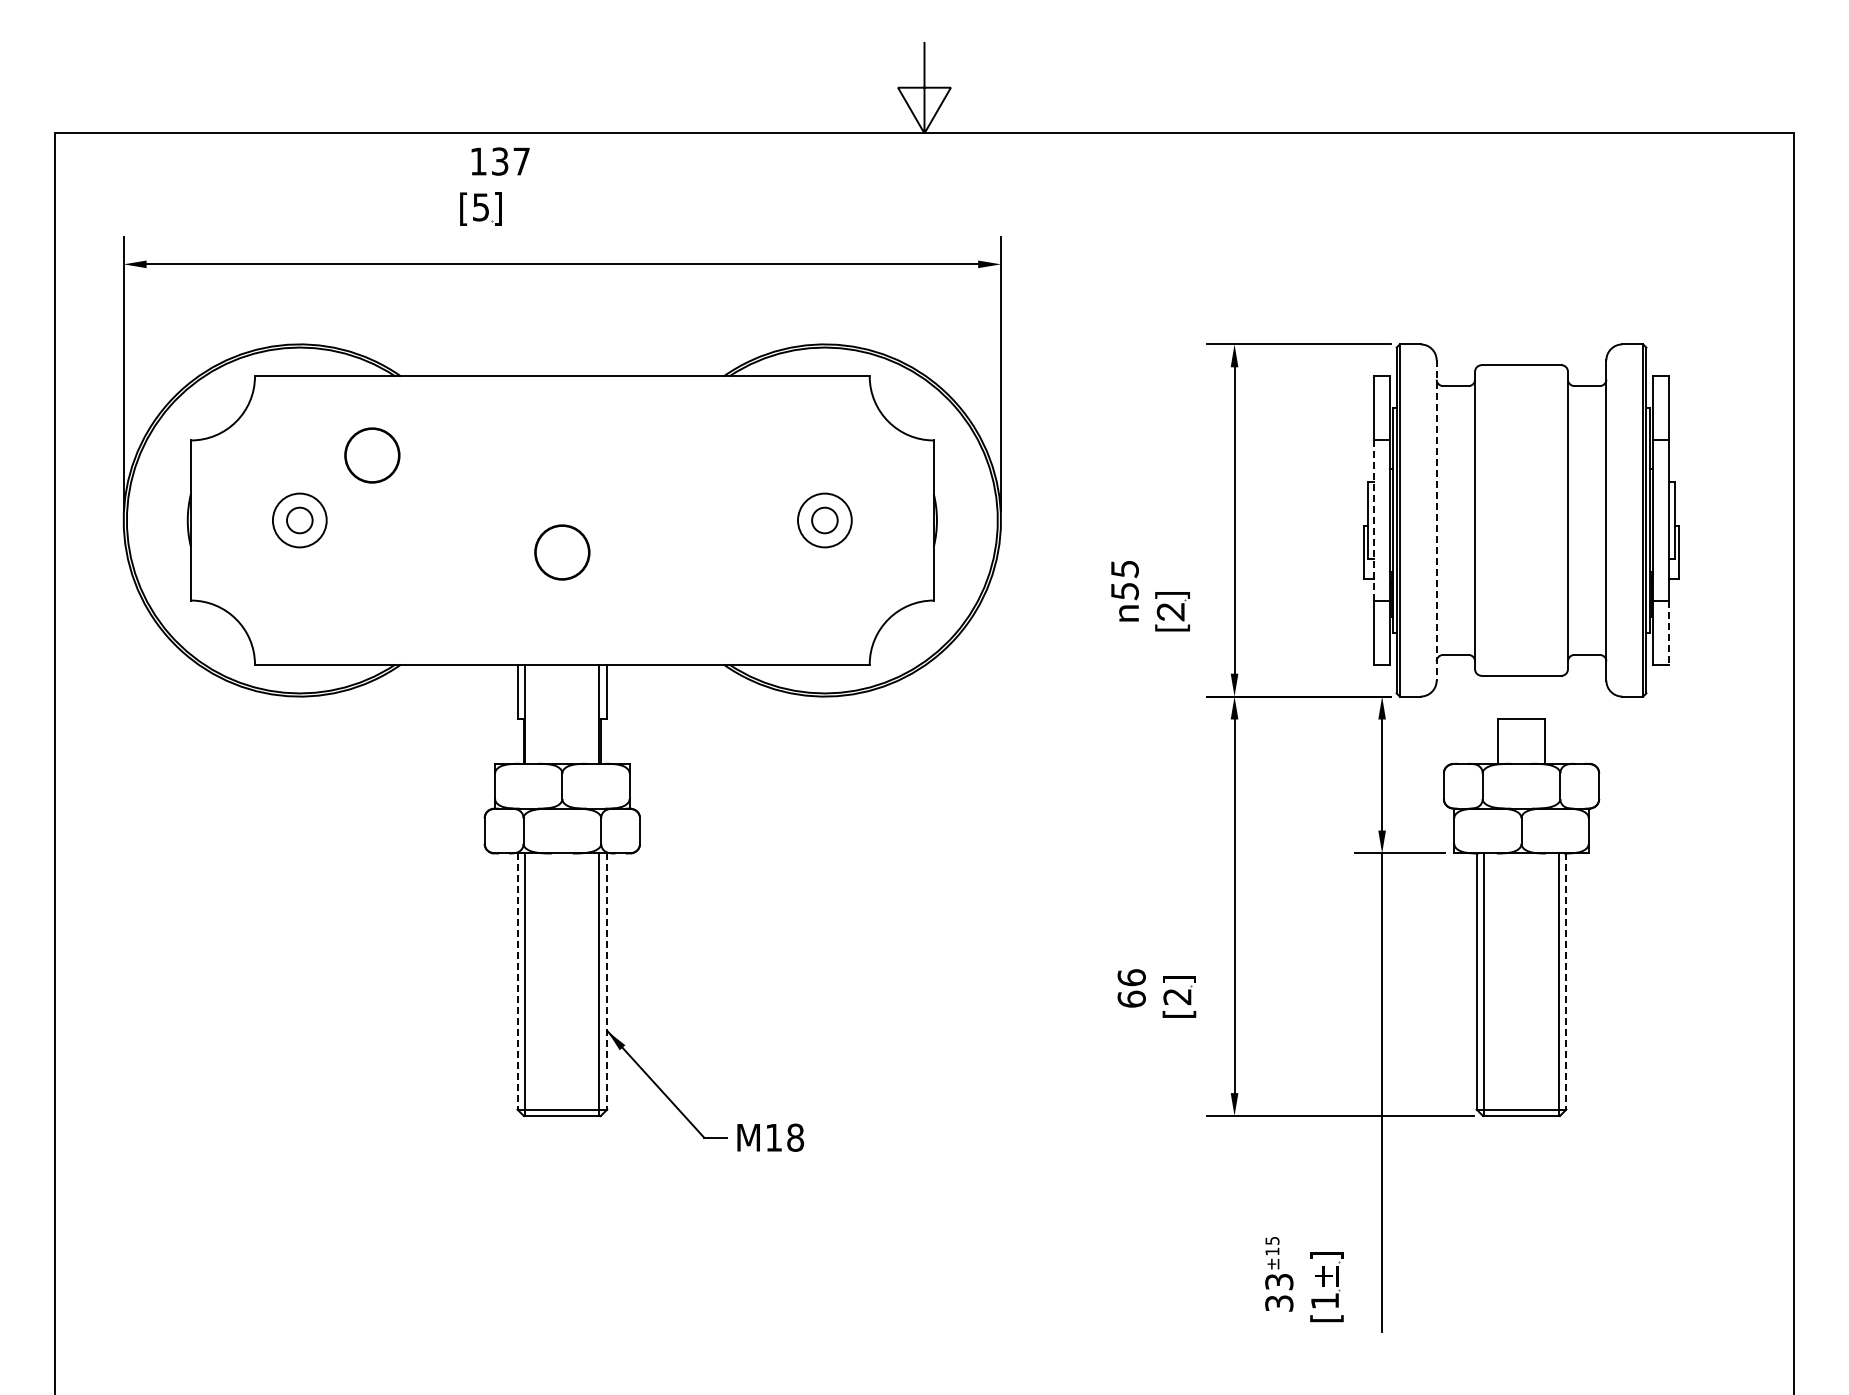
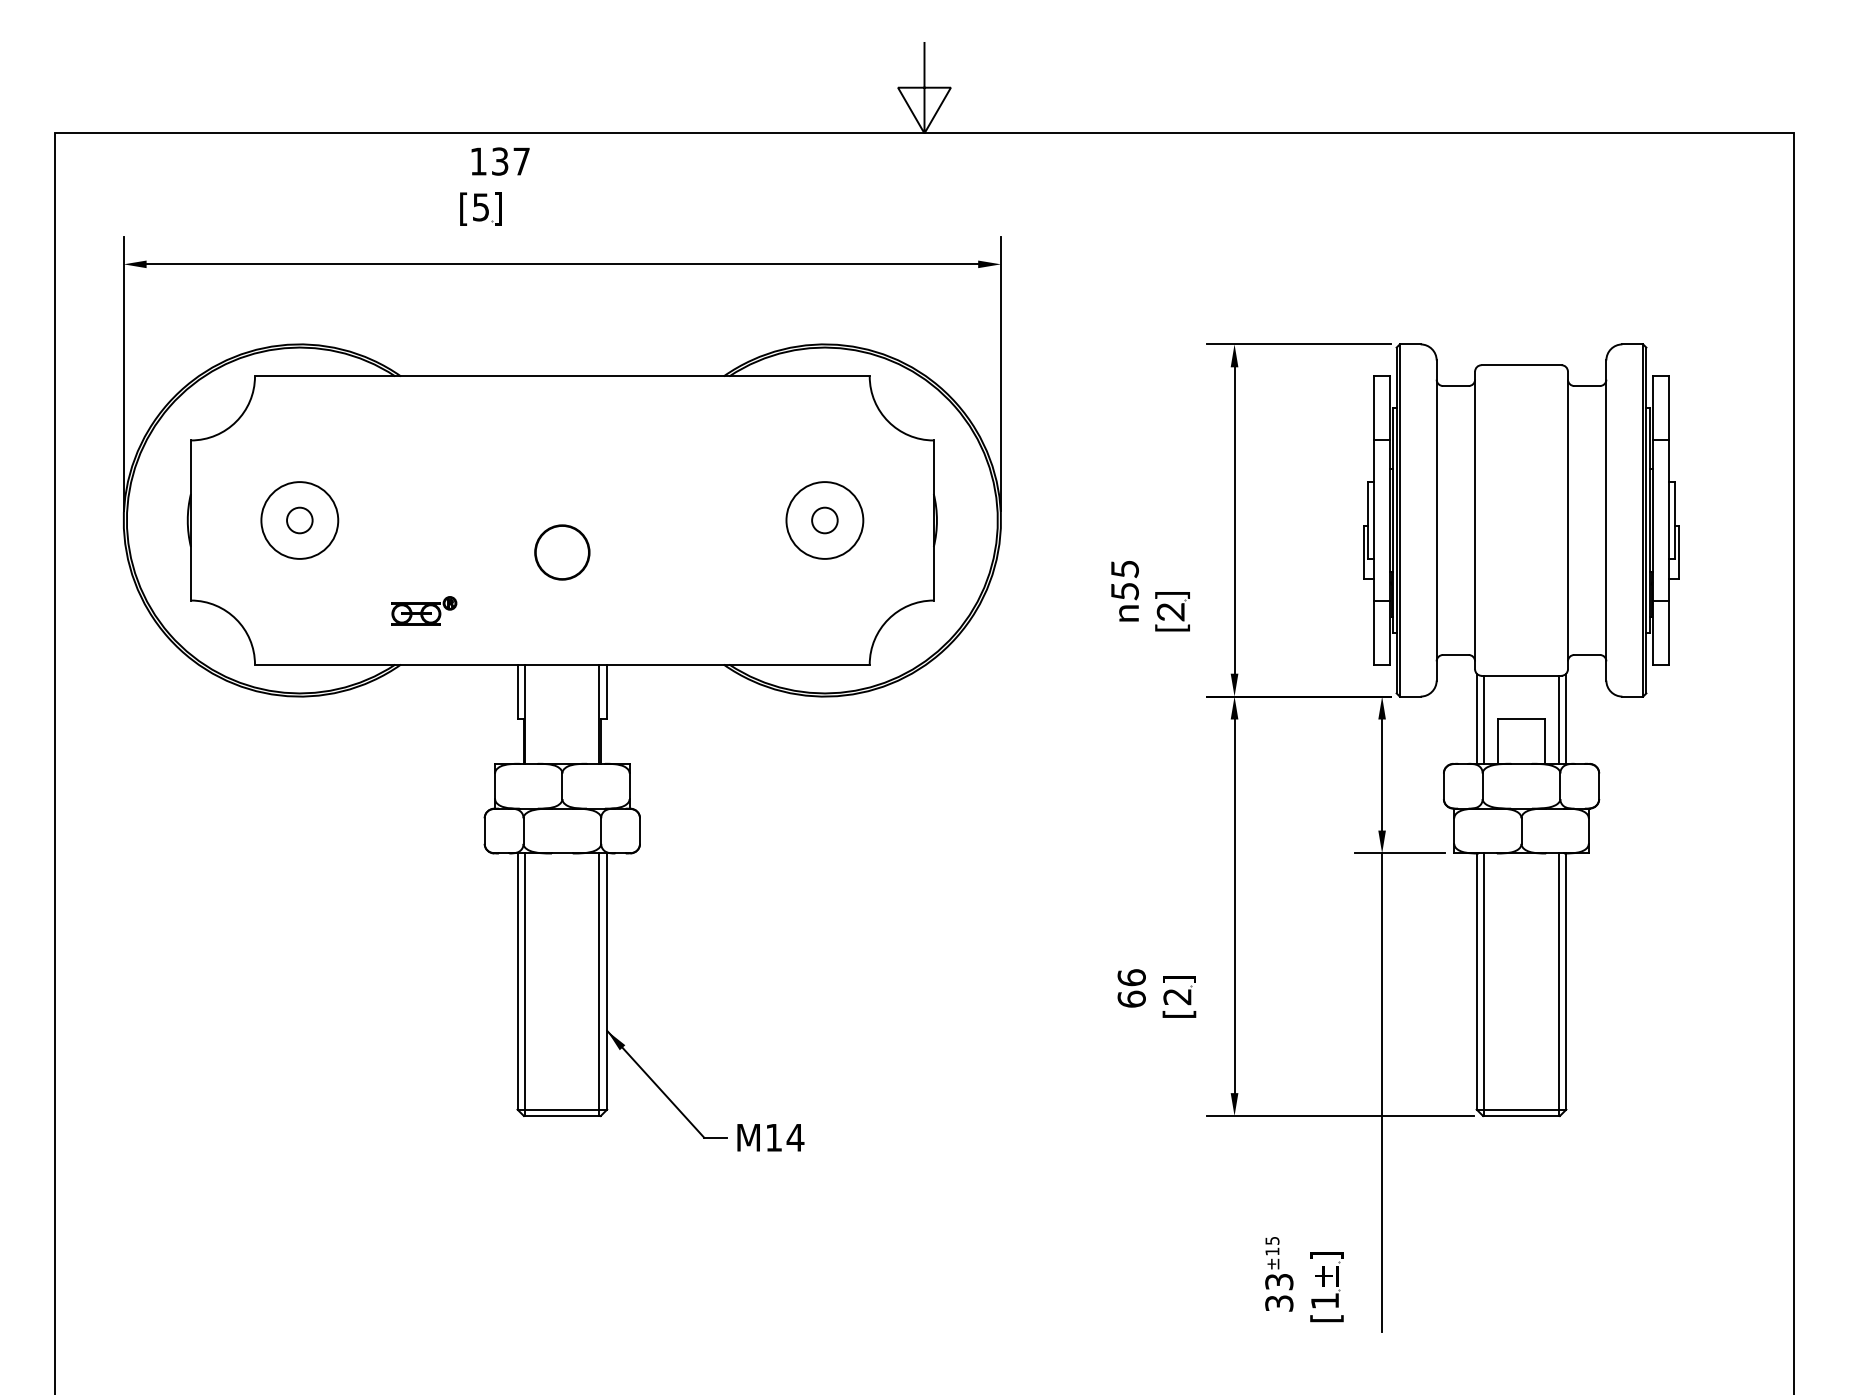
circle: present -> none (372, 455)
circle diameter: 54 px -> 77 px (299, 520)
circle diameter: 54 px -> 77 px (824, 520)
line: dashed -> solid (1374, 520)
line: dashed -> solid (1436, 521)
part: none -> present (424, 610)
line: dashed -> solid (1668, 633)
line: none -> present (1476, 718)
line: none -> present (1566, 718)
line: none -> present (1484, 719)
line: none -> present (1558, 719)
line: dashed -> solid (517, 982)
line: dashed -> solid (607, 982)
line: dashed -> solid (1566, 982)
text: M18 -> M14 (795, 1137)
